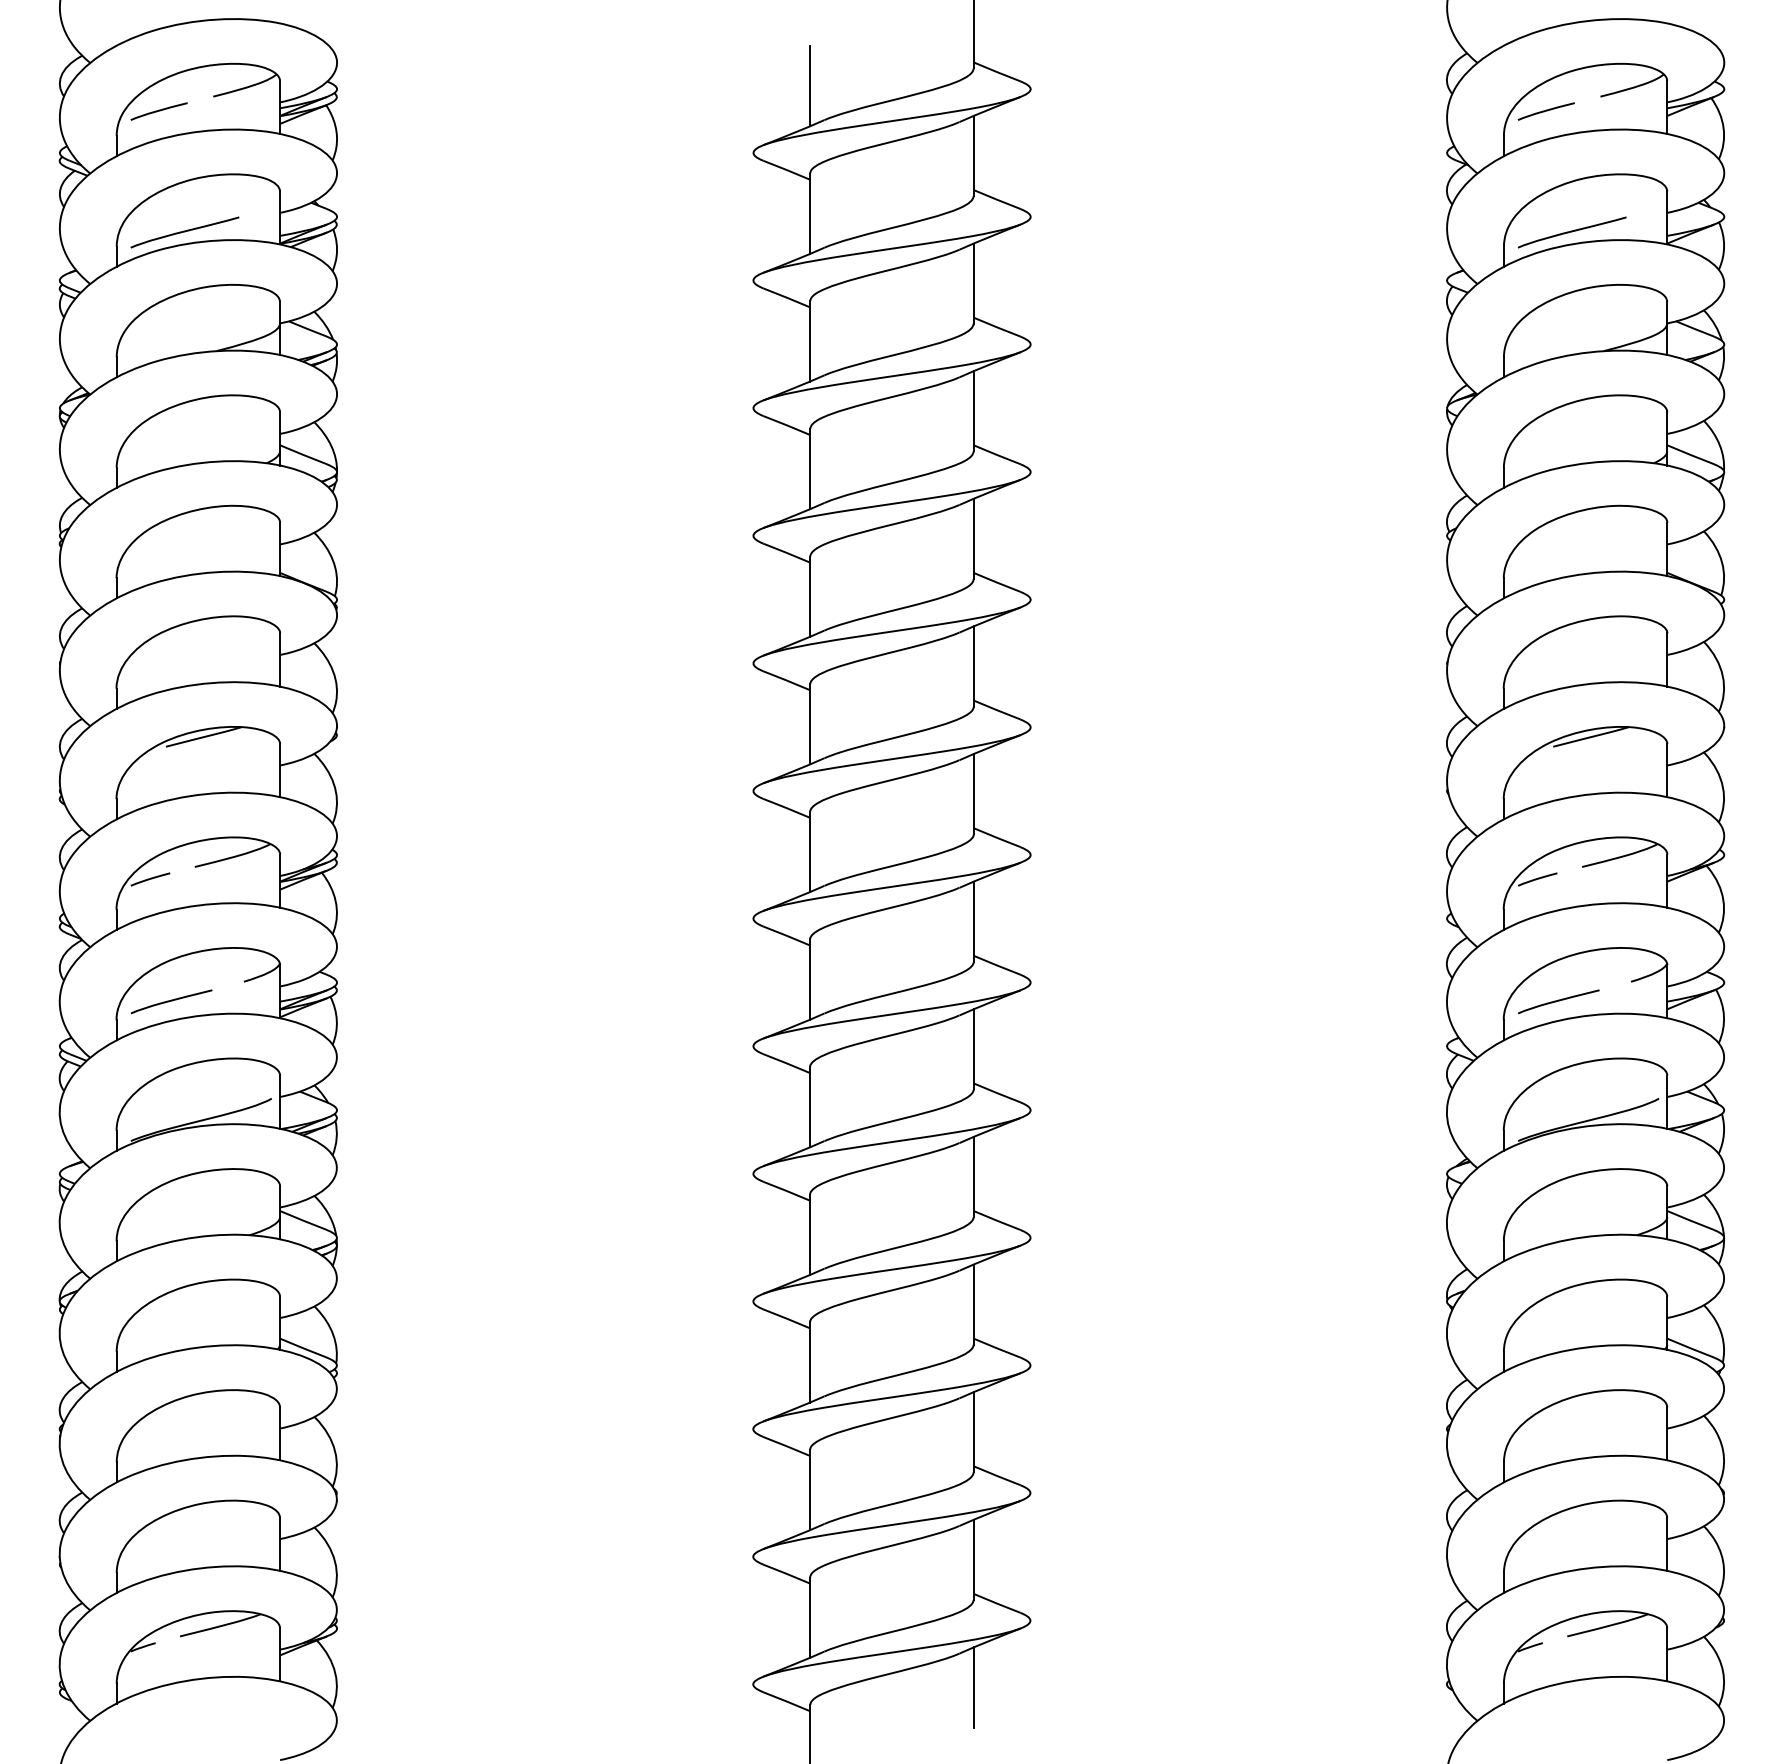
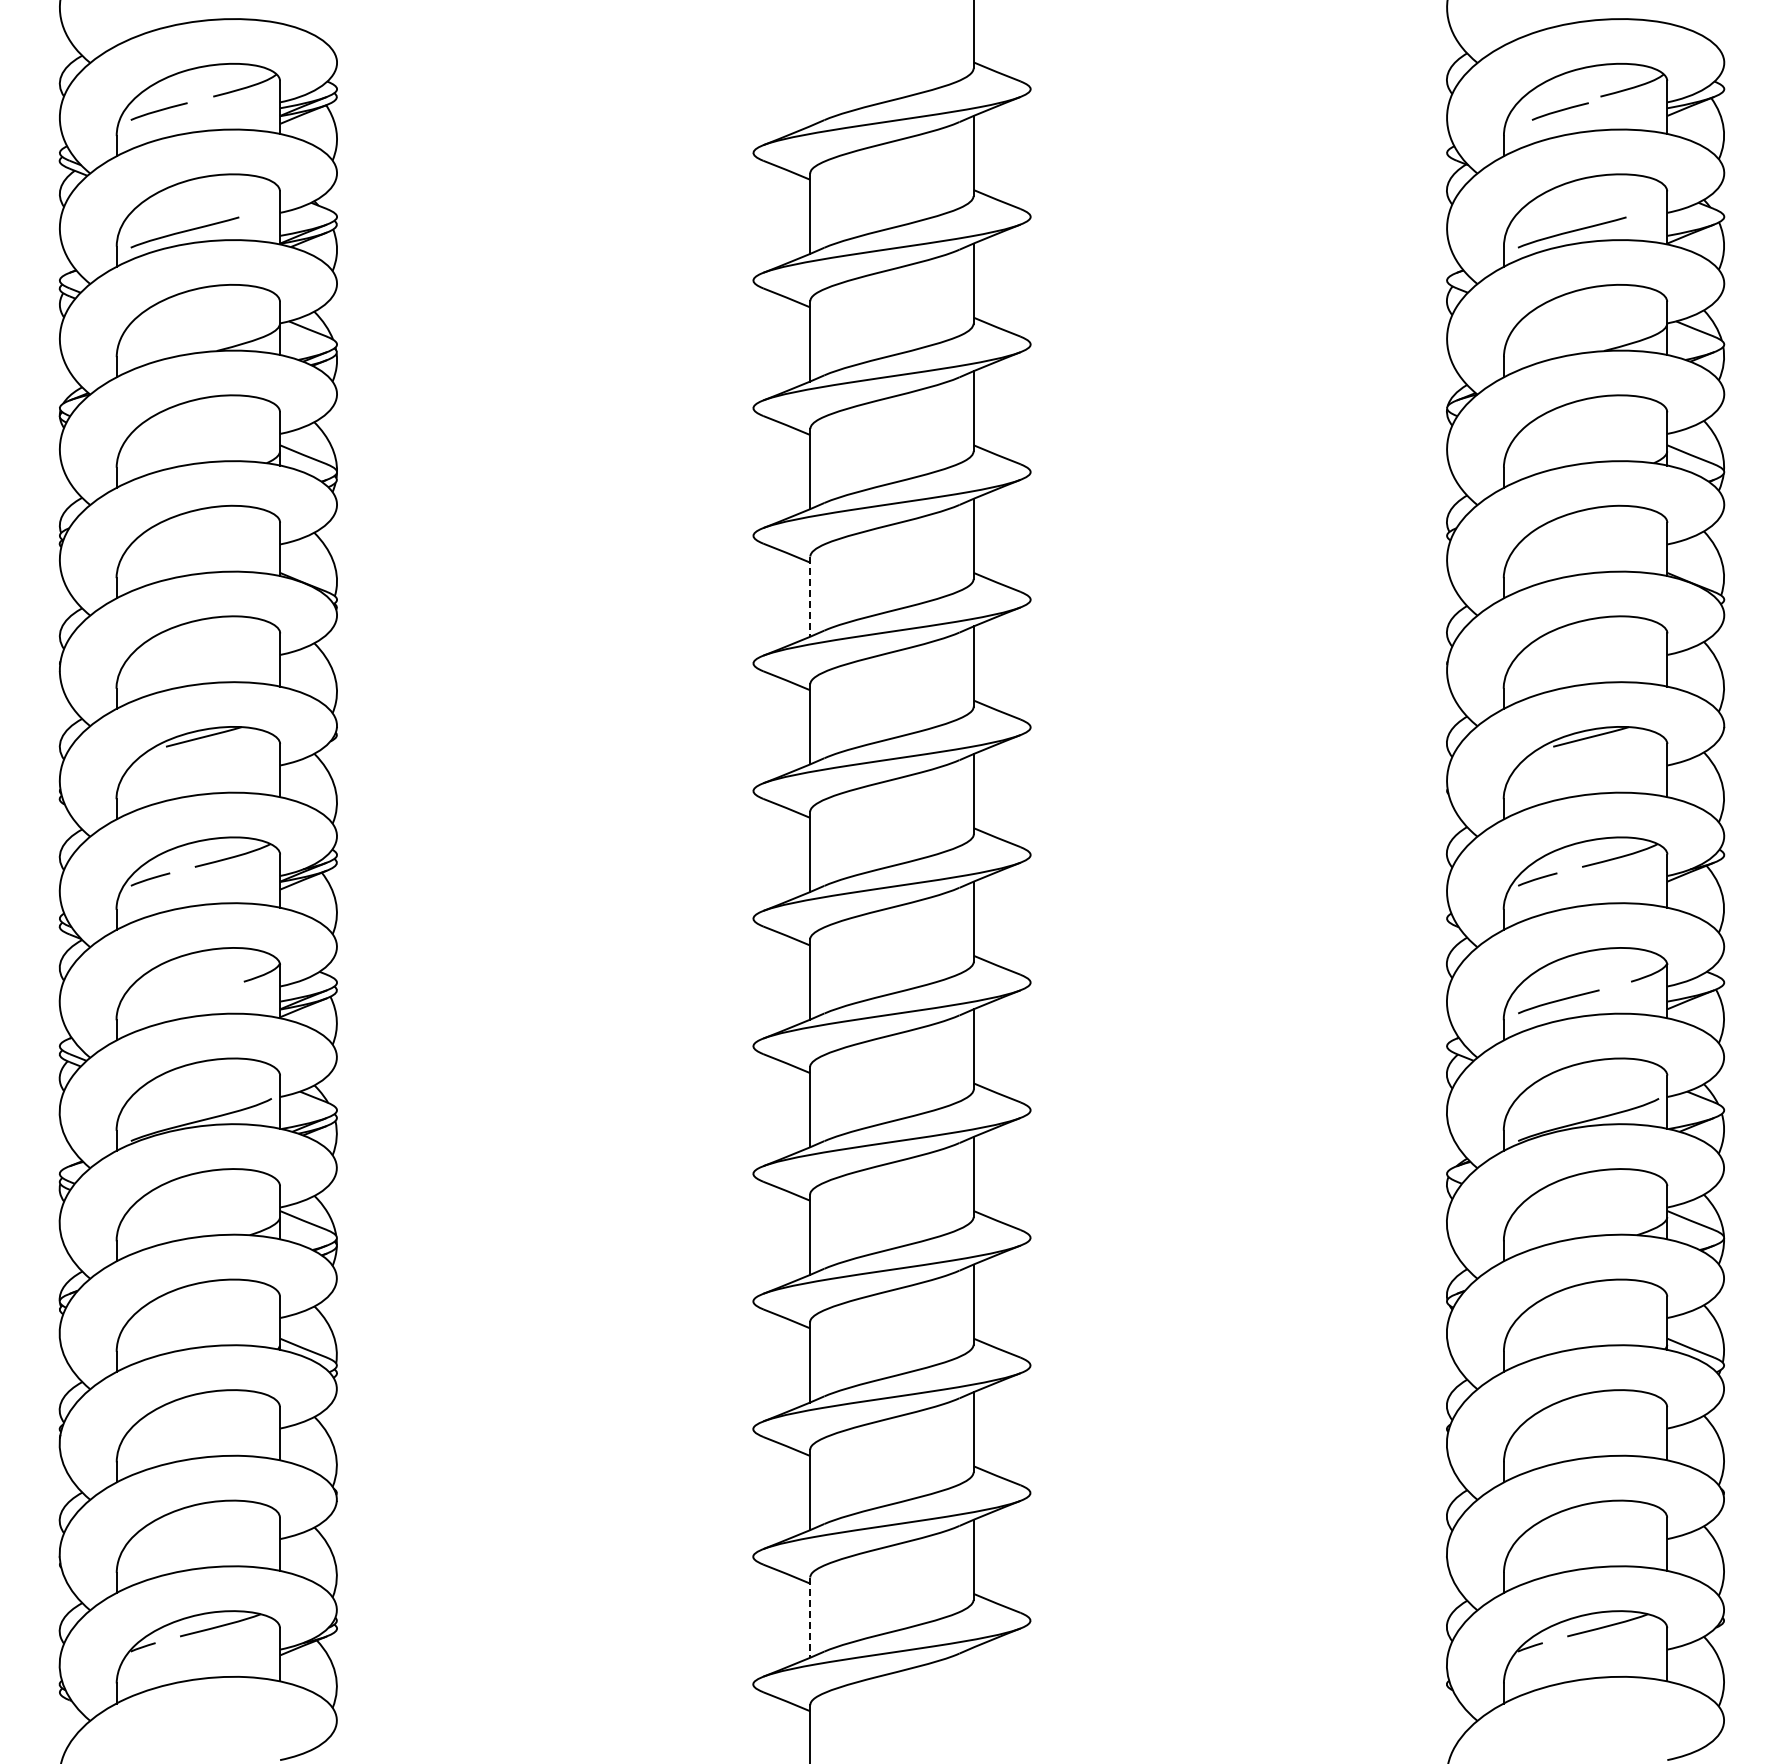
line: present -> none (810, 86)
curve position: (1545, 111) -> (1559, 111) (1559, 111)
line: solid -> dashed (810, 597)
curve: present -> none (171, 1001)
line: solid -> dashed (810, 1618)
line: present -> none (973, 1687)
